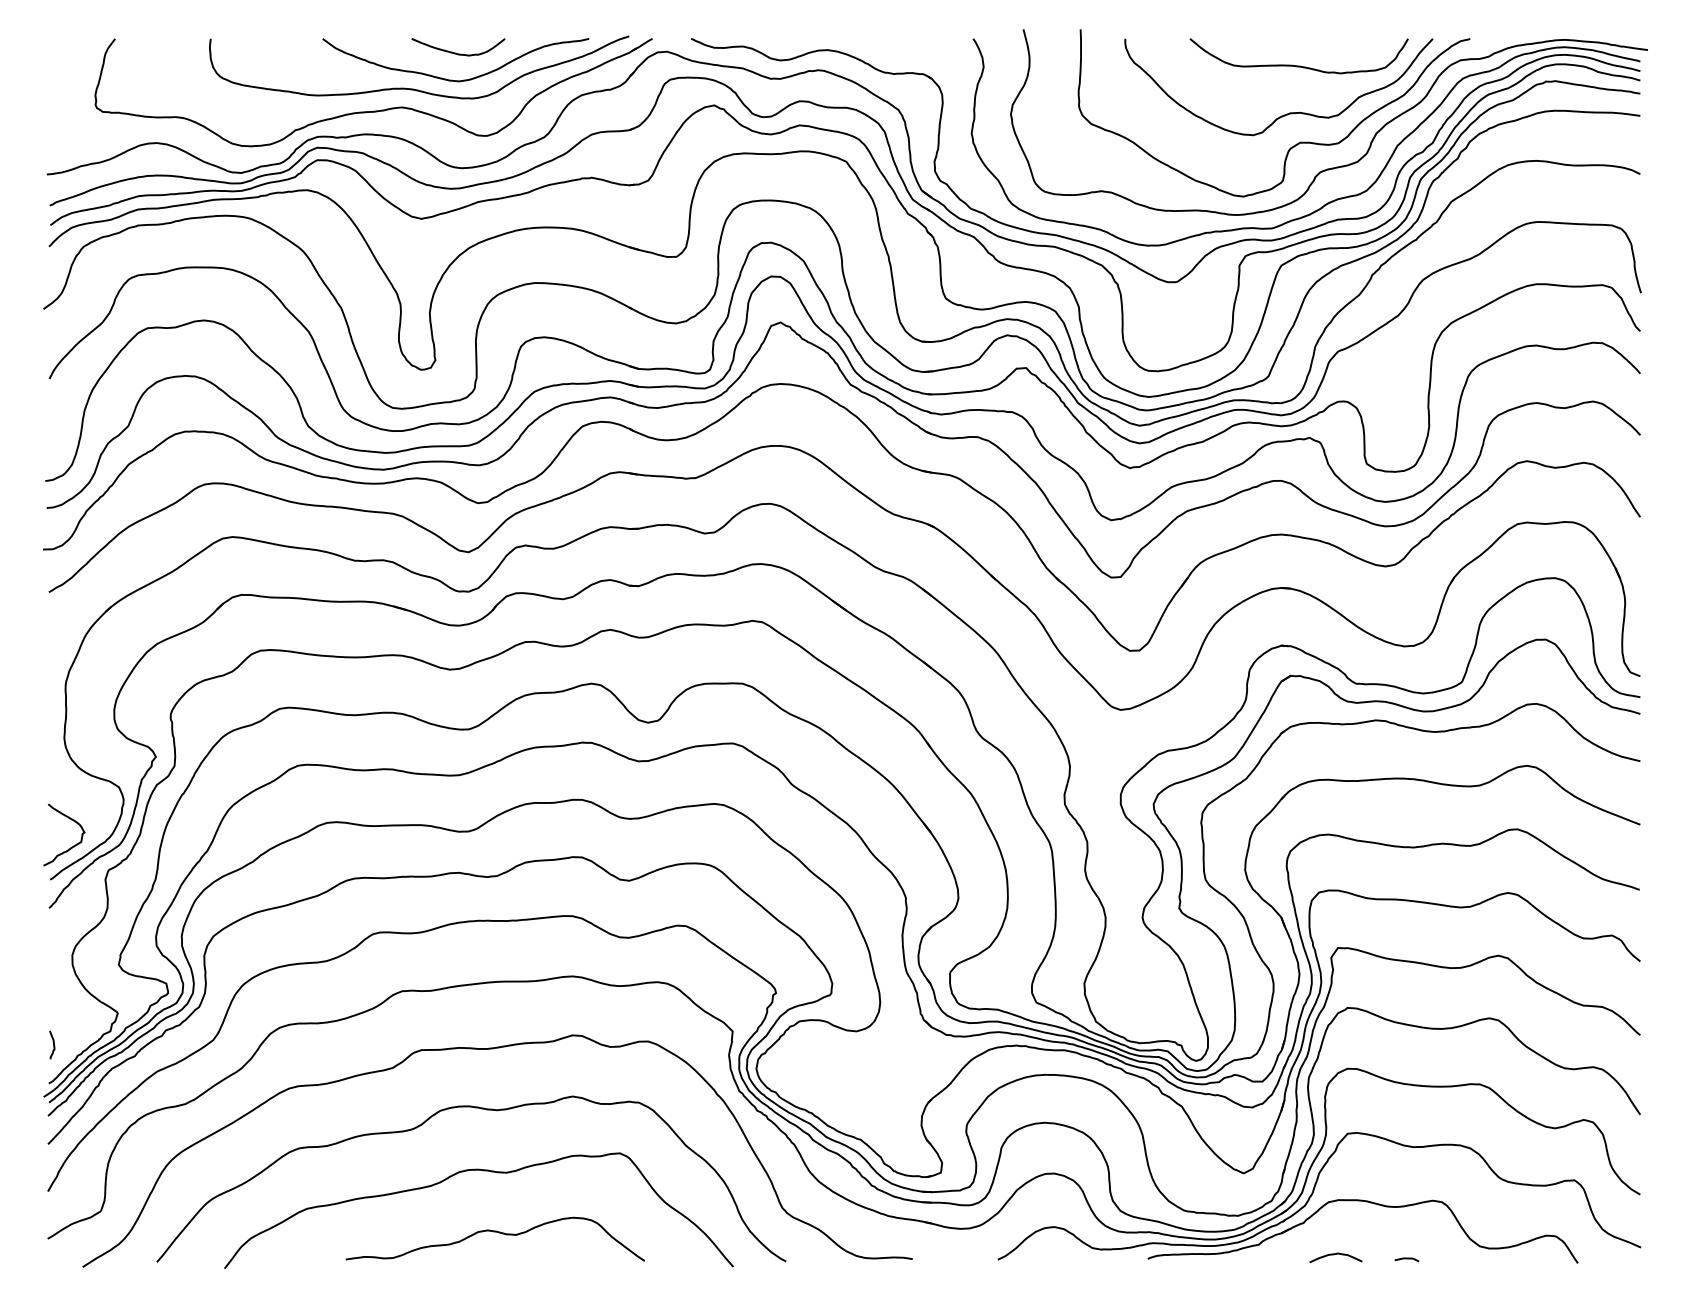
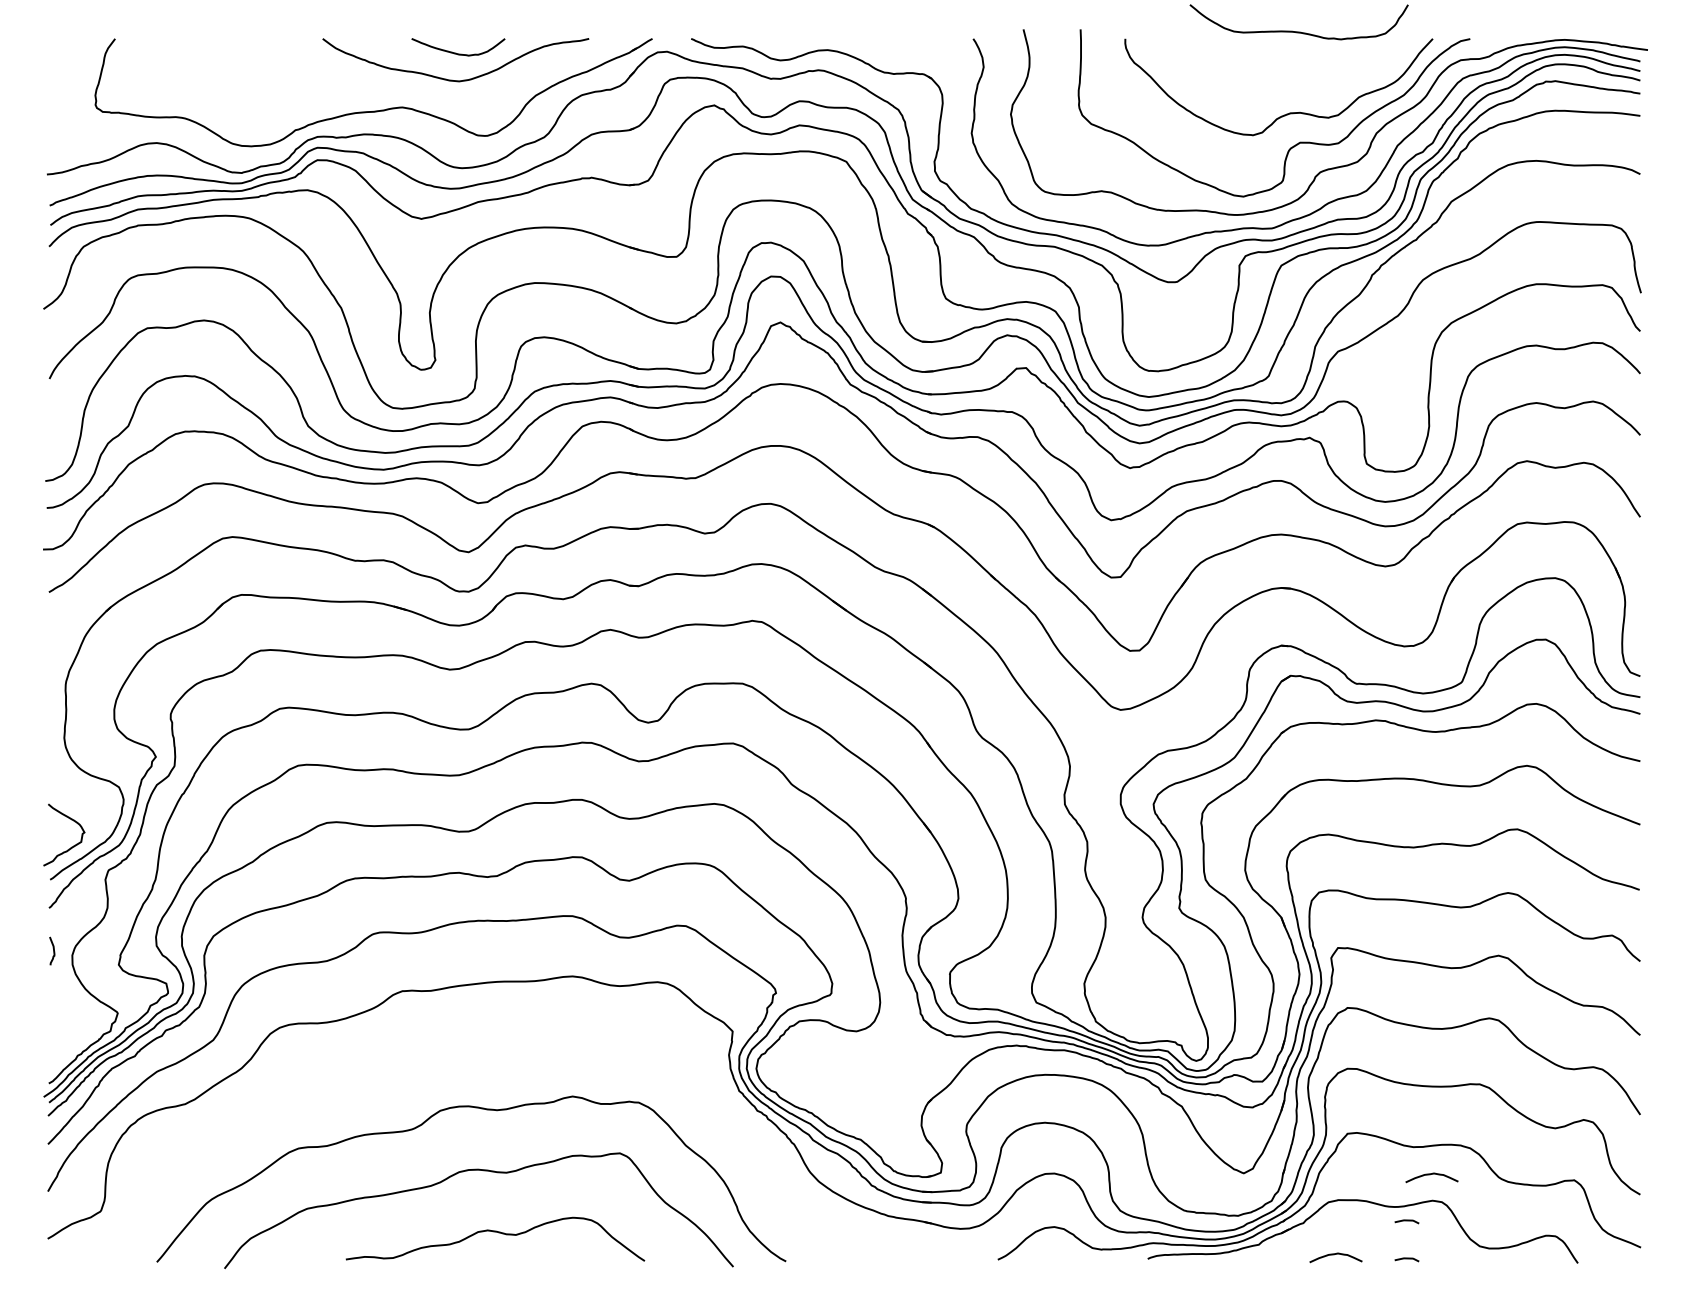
curve position: (1298, 65) -> (1298, 31) (1298, 31)
curve: present -> none (413, 88)
curve position: (53, 1044) -> (53, 950) (53, 950)
curve: present -> none (493, 1049)
curve: none -> present (1430, 1175)
curve: none -> present (1406, 1221)
